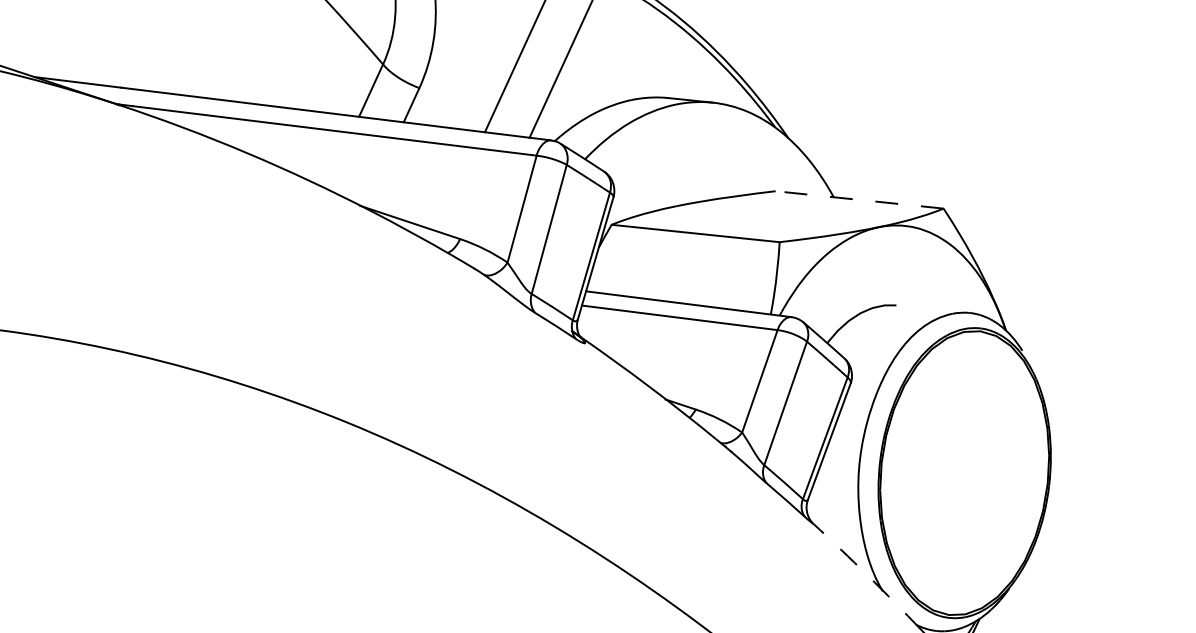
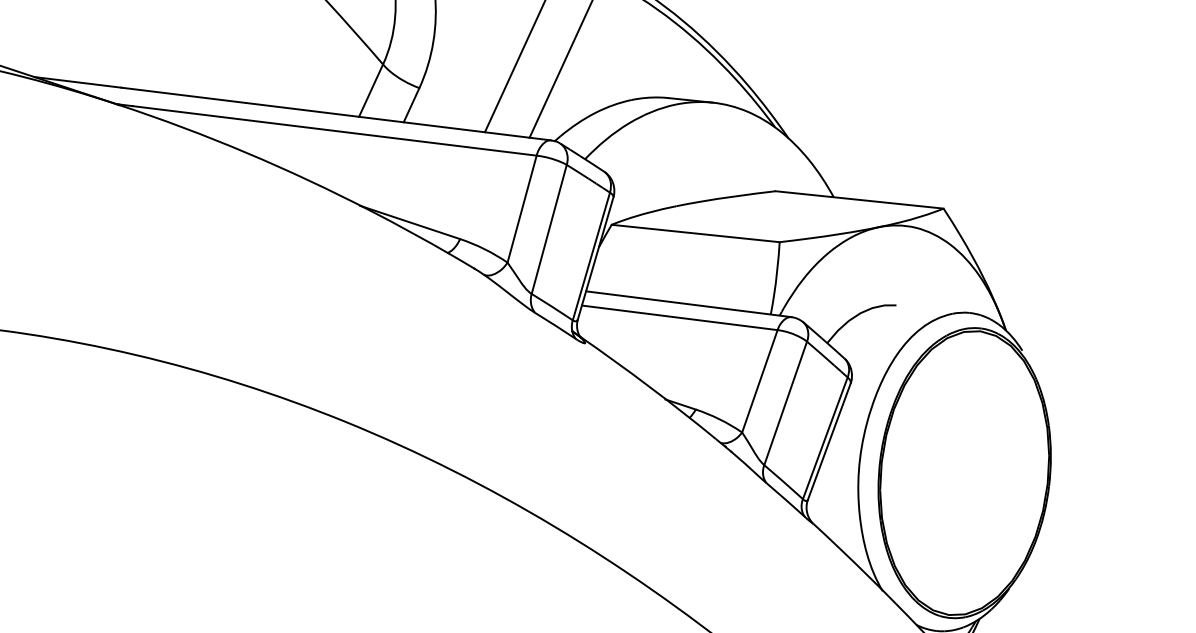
line: dashed -> solid (859, 199)
arc: dashed -> solid (868, 575)
